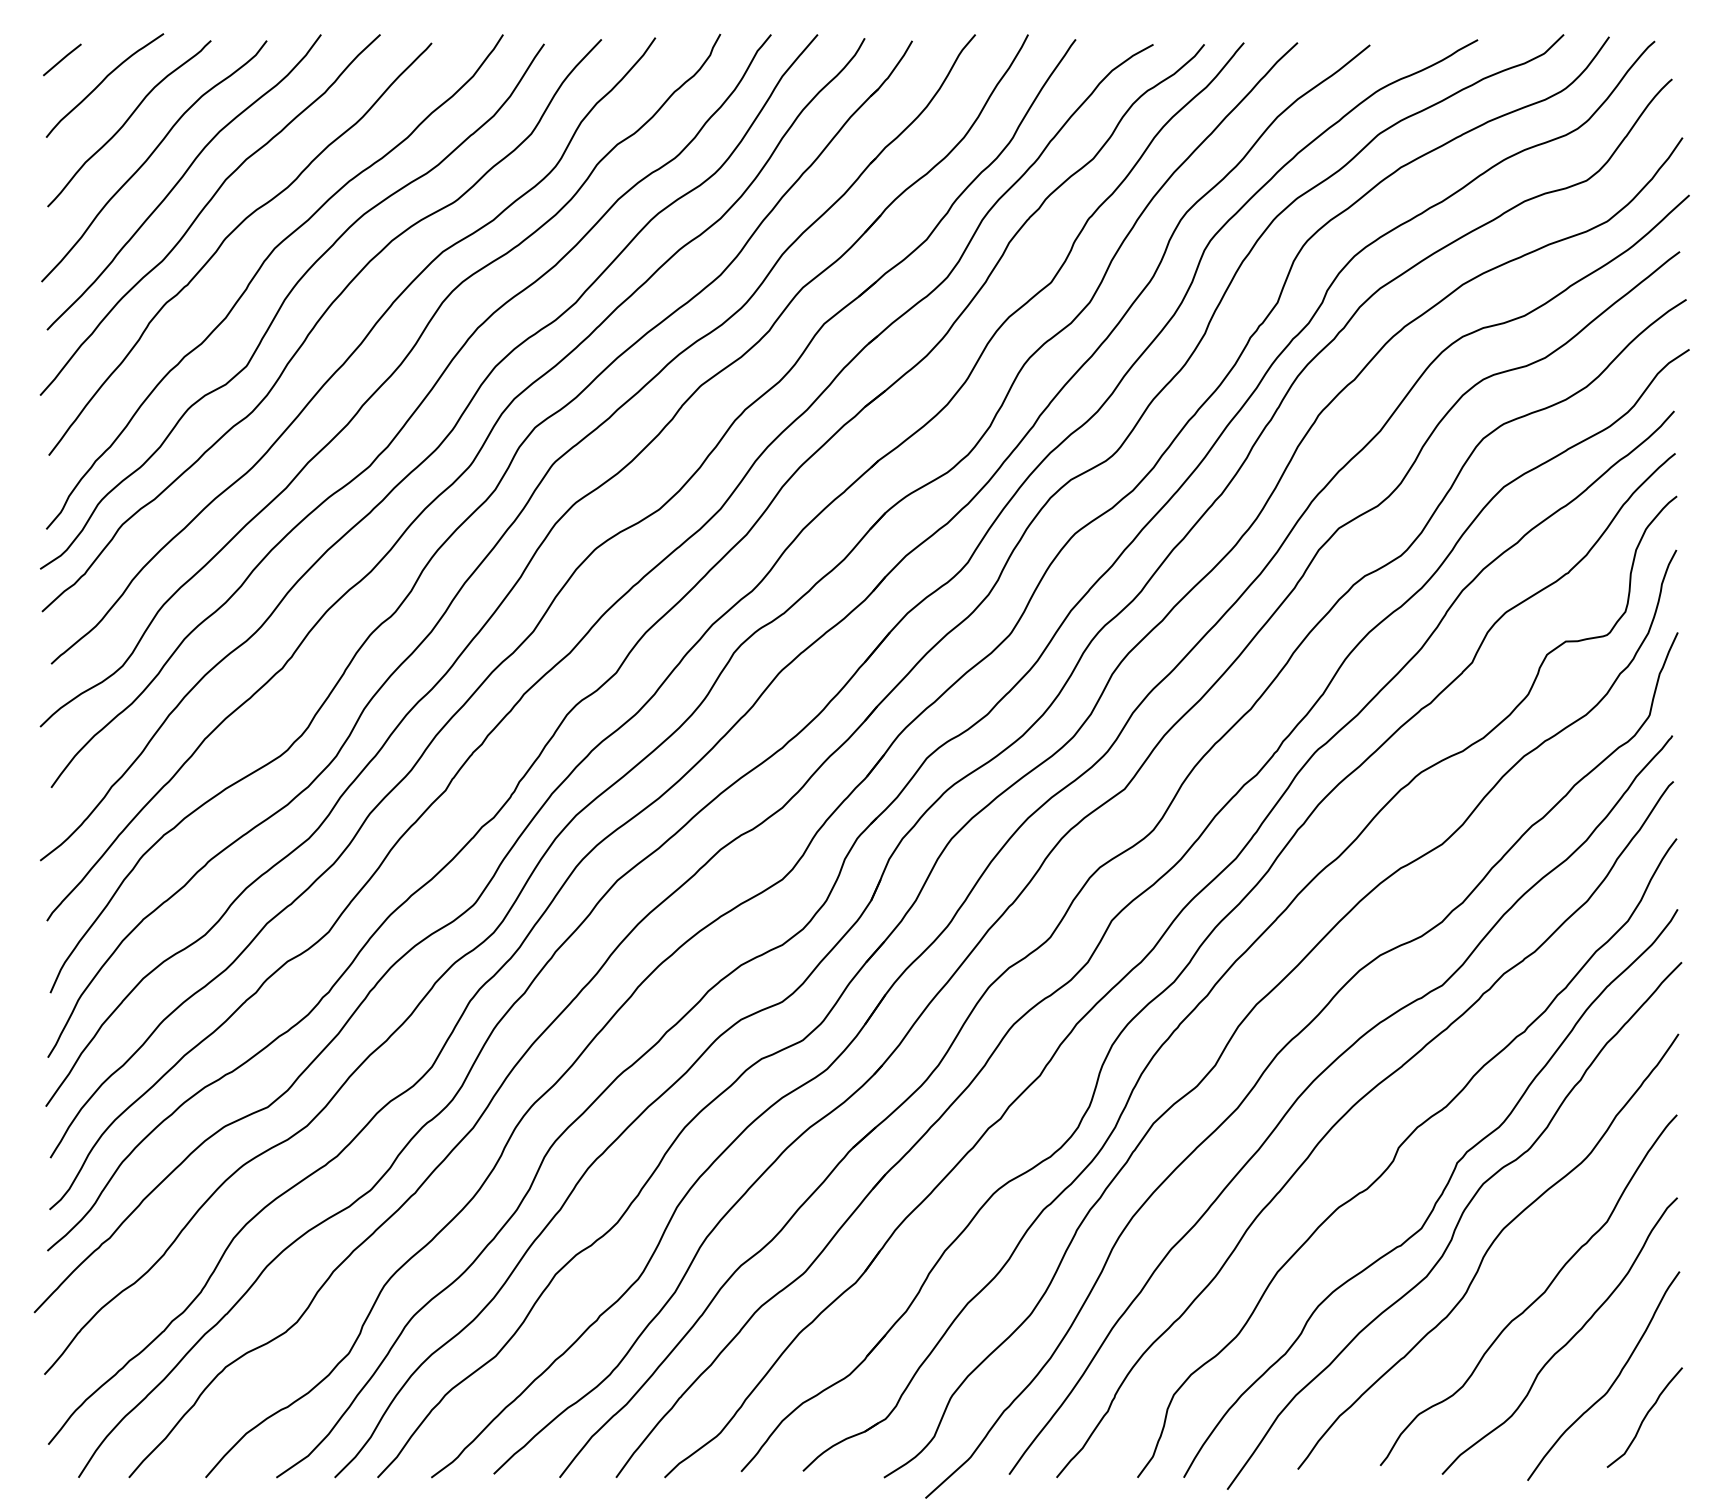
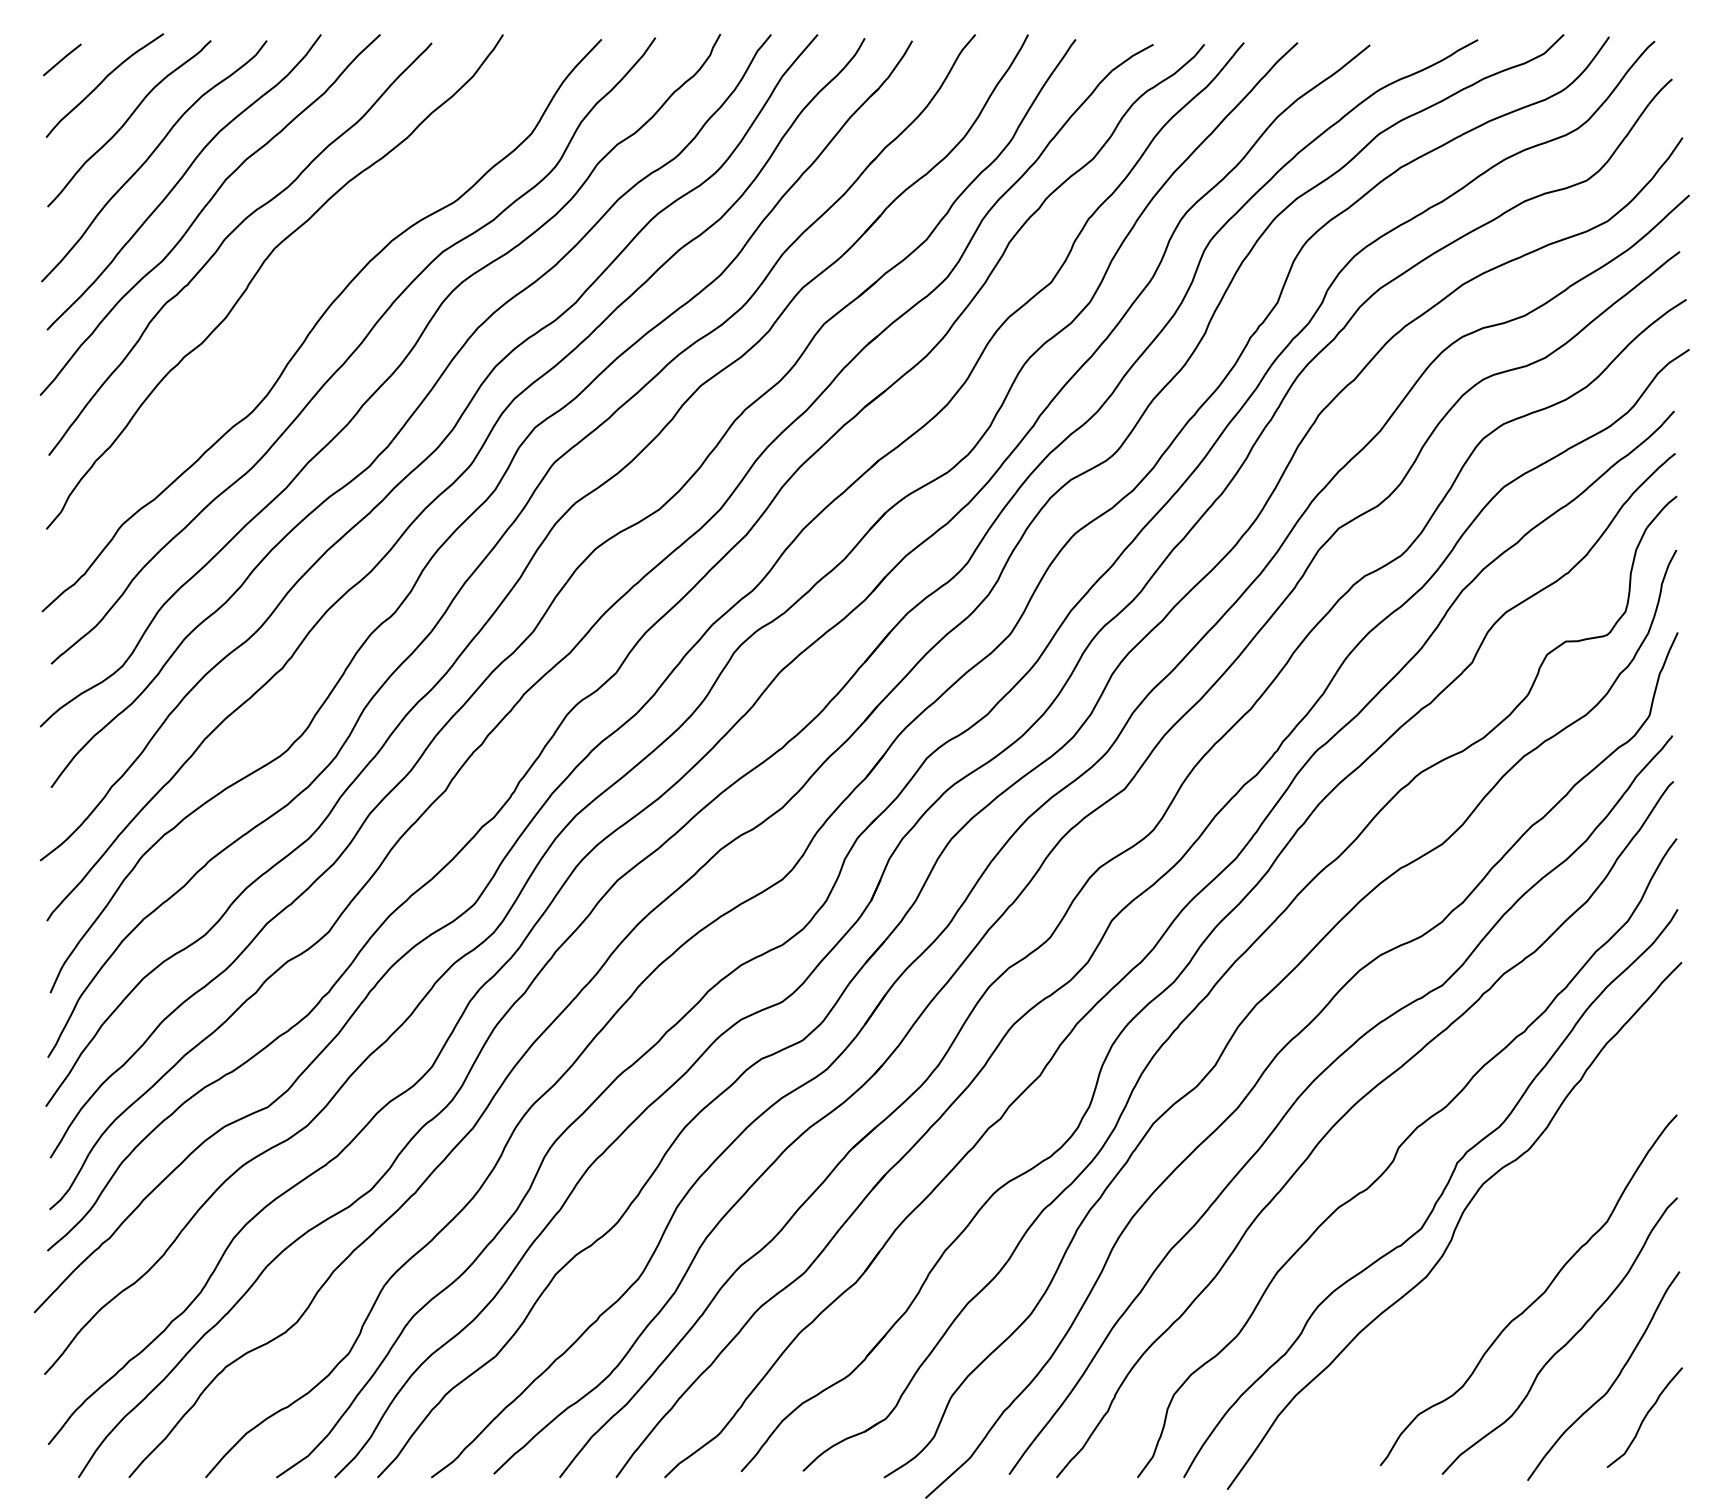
curve: present -> none (284, 302)
curve: present -> none (1488, 1250)
